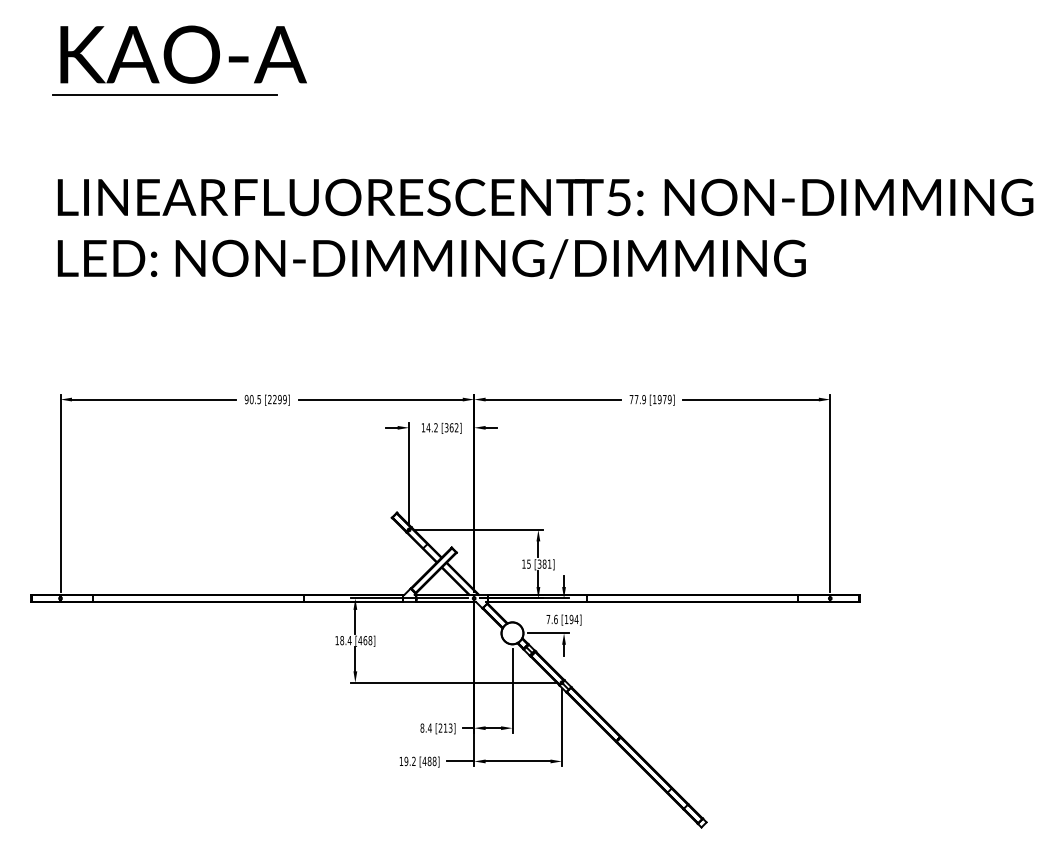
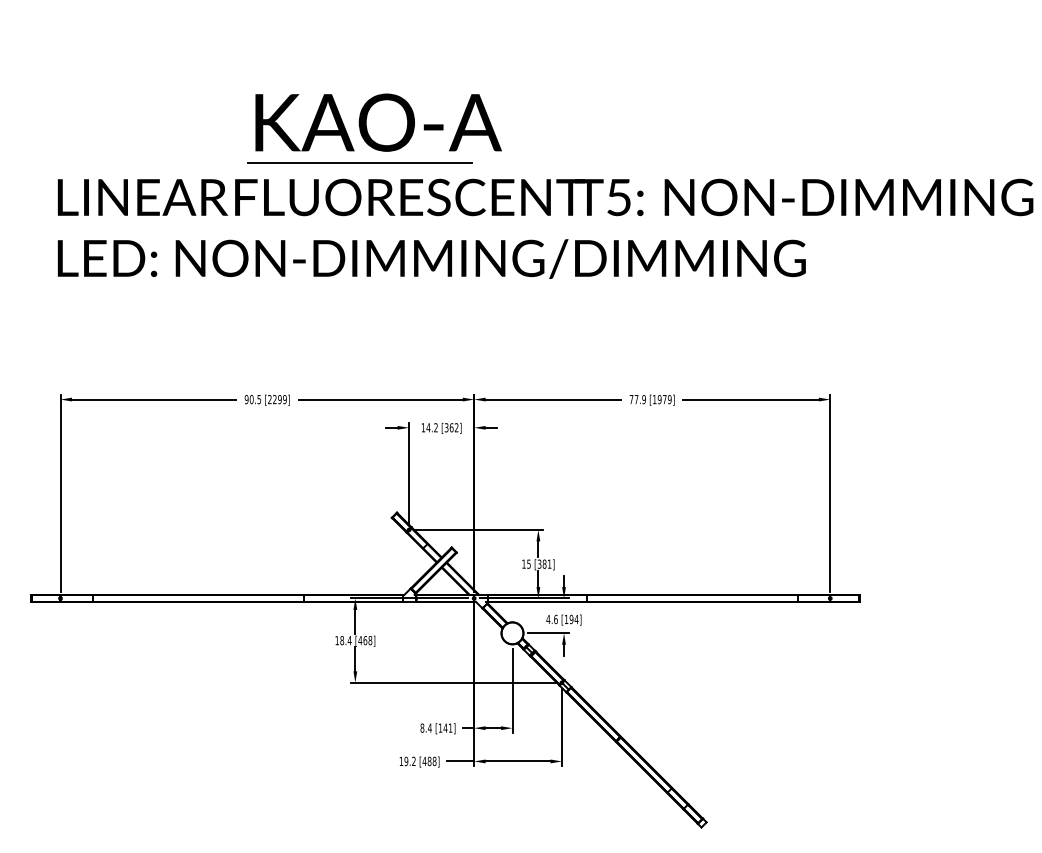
part position: (179, 60) -> (374, 128) (374, 128)
text: 7.6 -> 4.6 (548, 619)
text: [213] -> [141] (445, 727)
